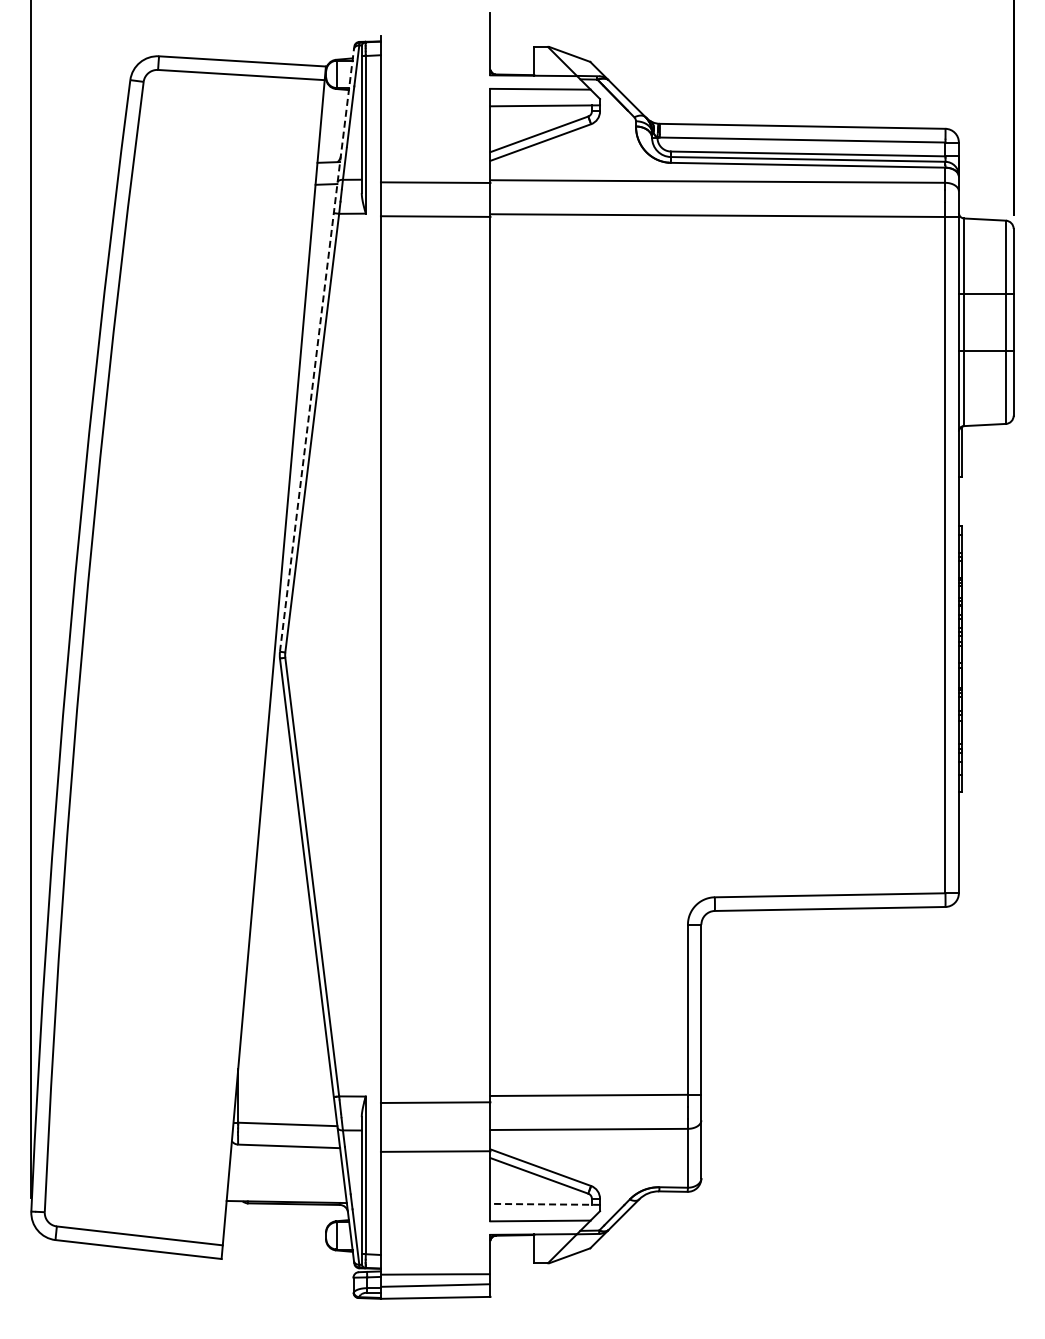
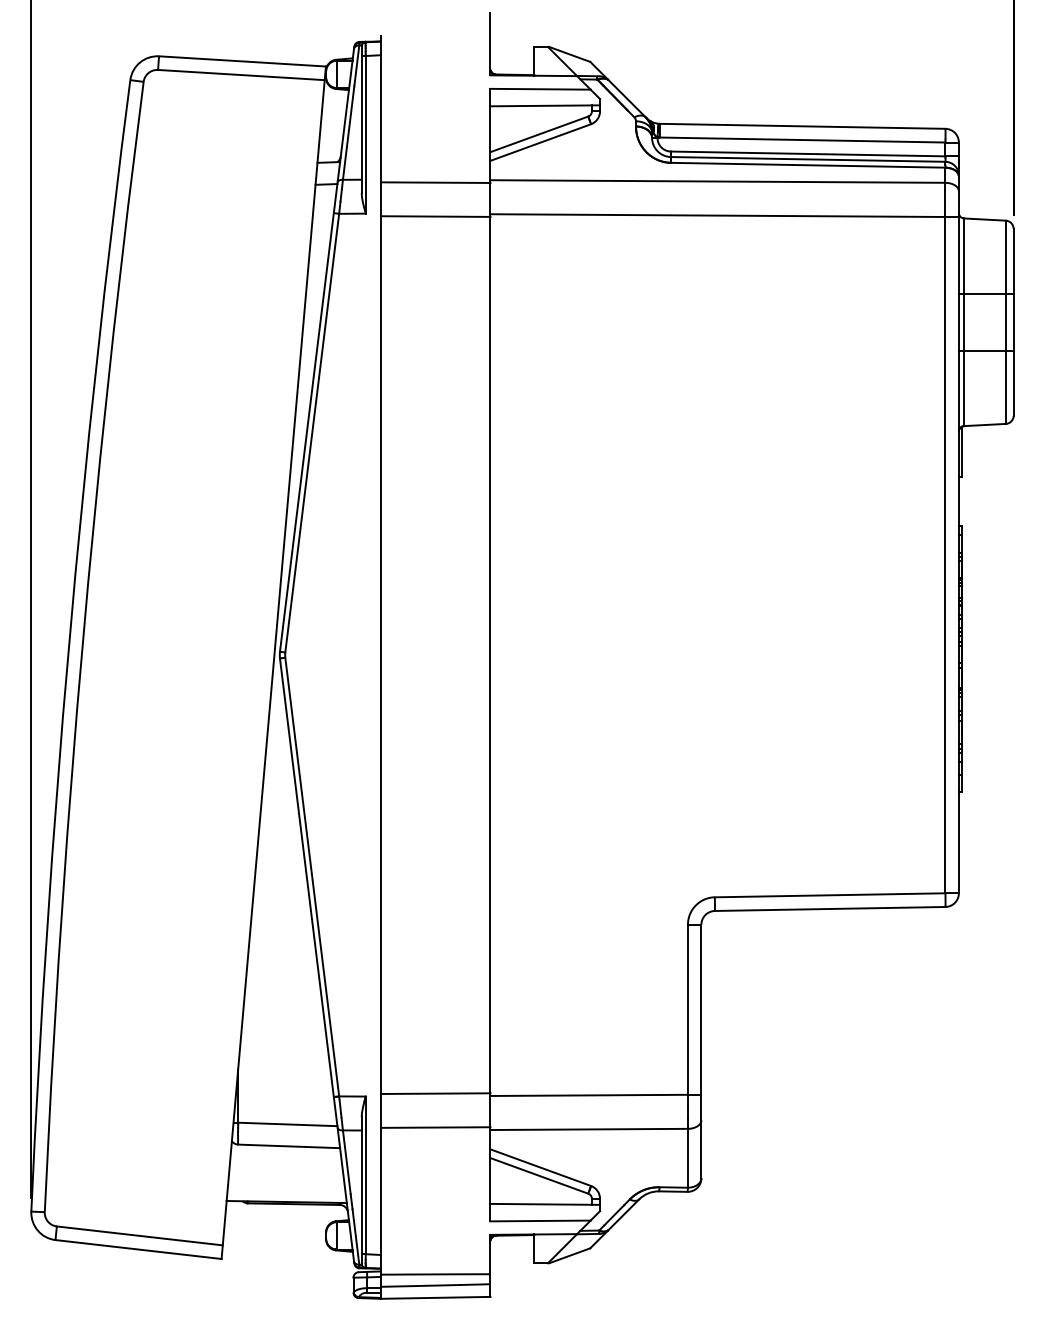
line: dashed -> solid (317, 349)
line position: (435, 1102) -> (435, 1093) (435, 1093)
line position: (435, 1151) -> (435, 1127) (435, 1127)
line: dashed -> solid (545, 1204)
